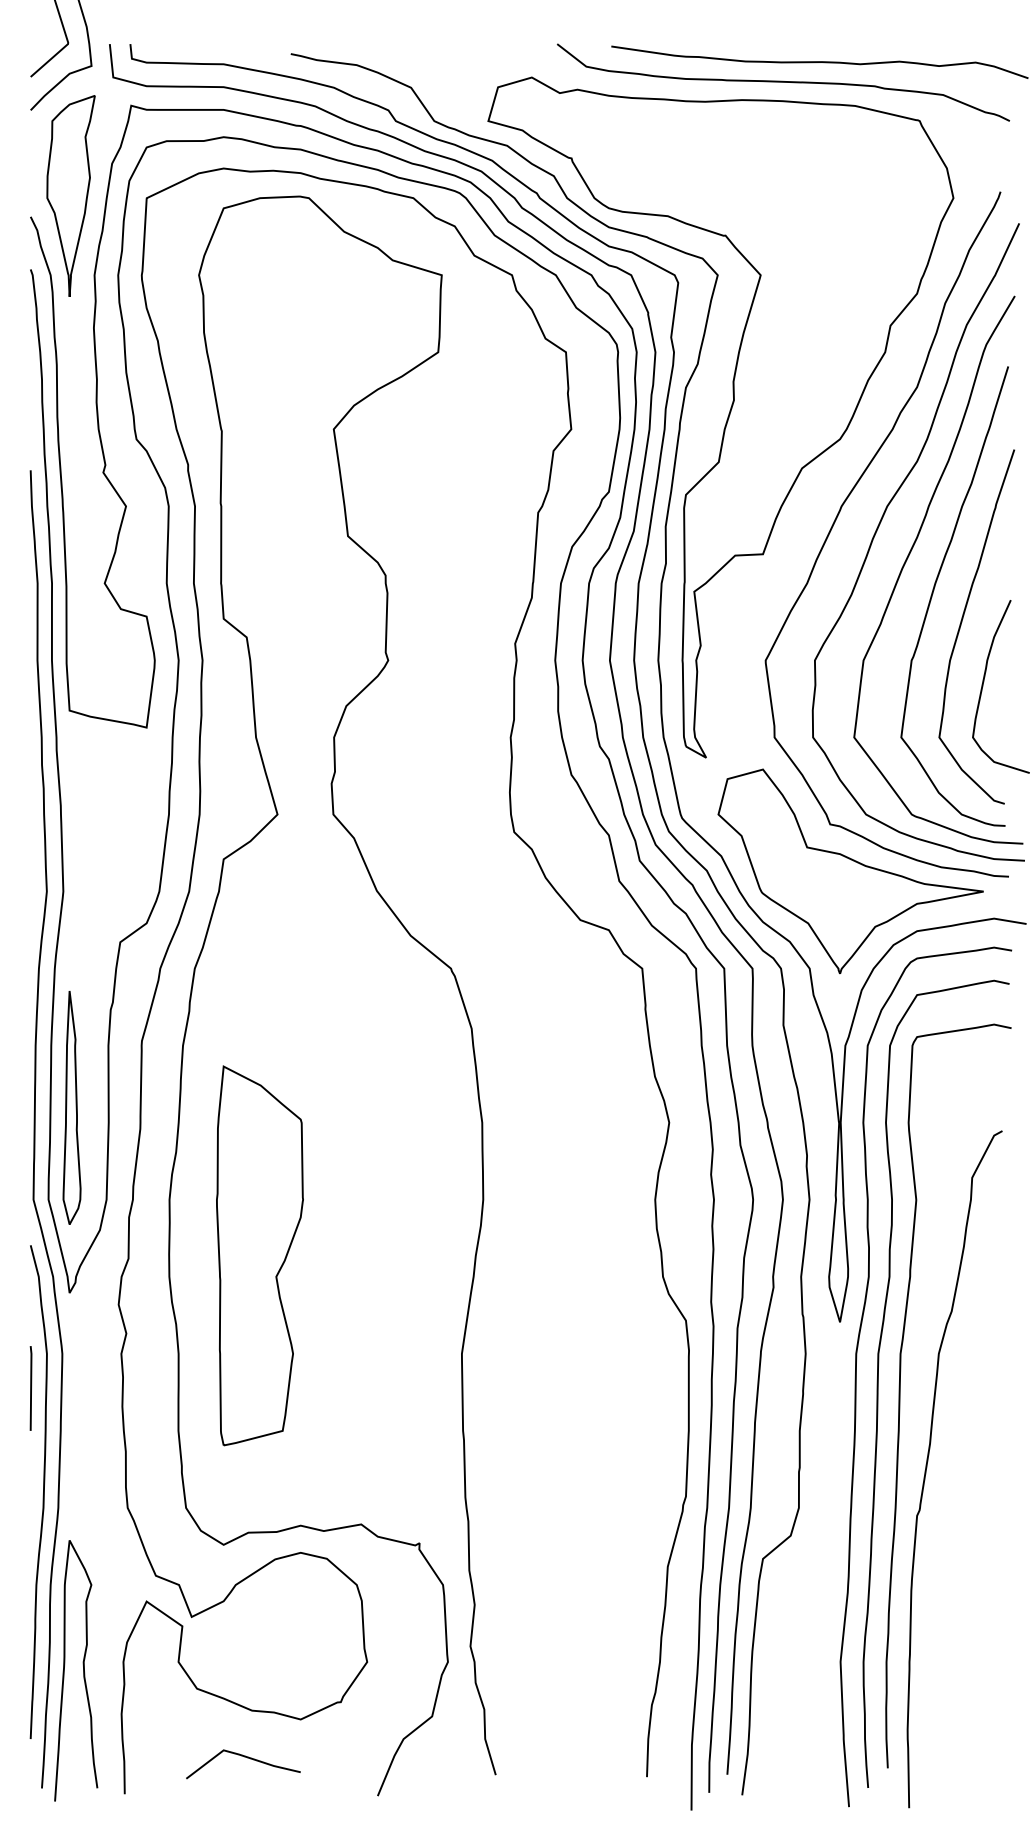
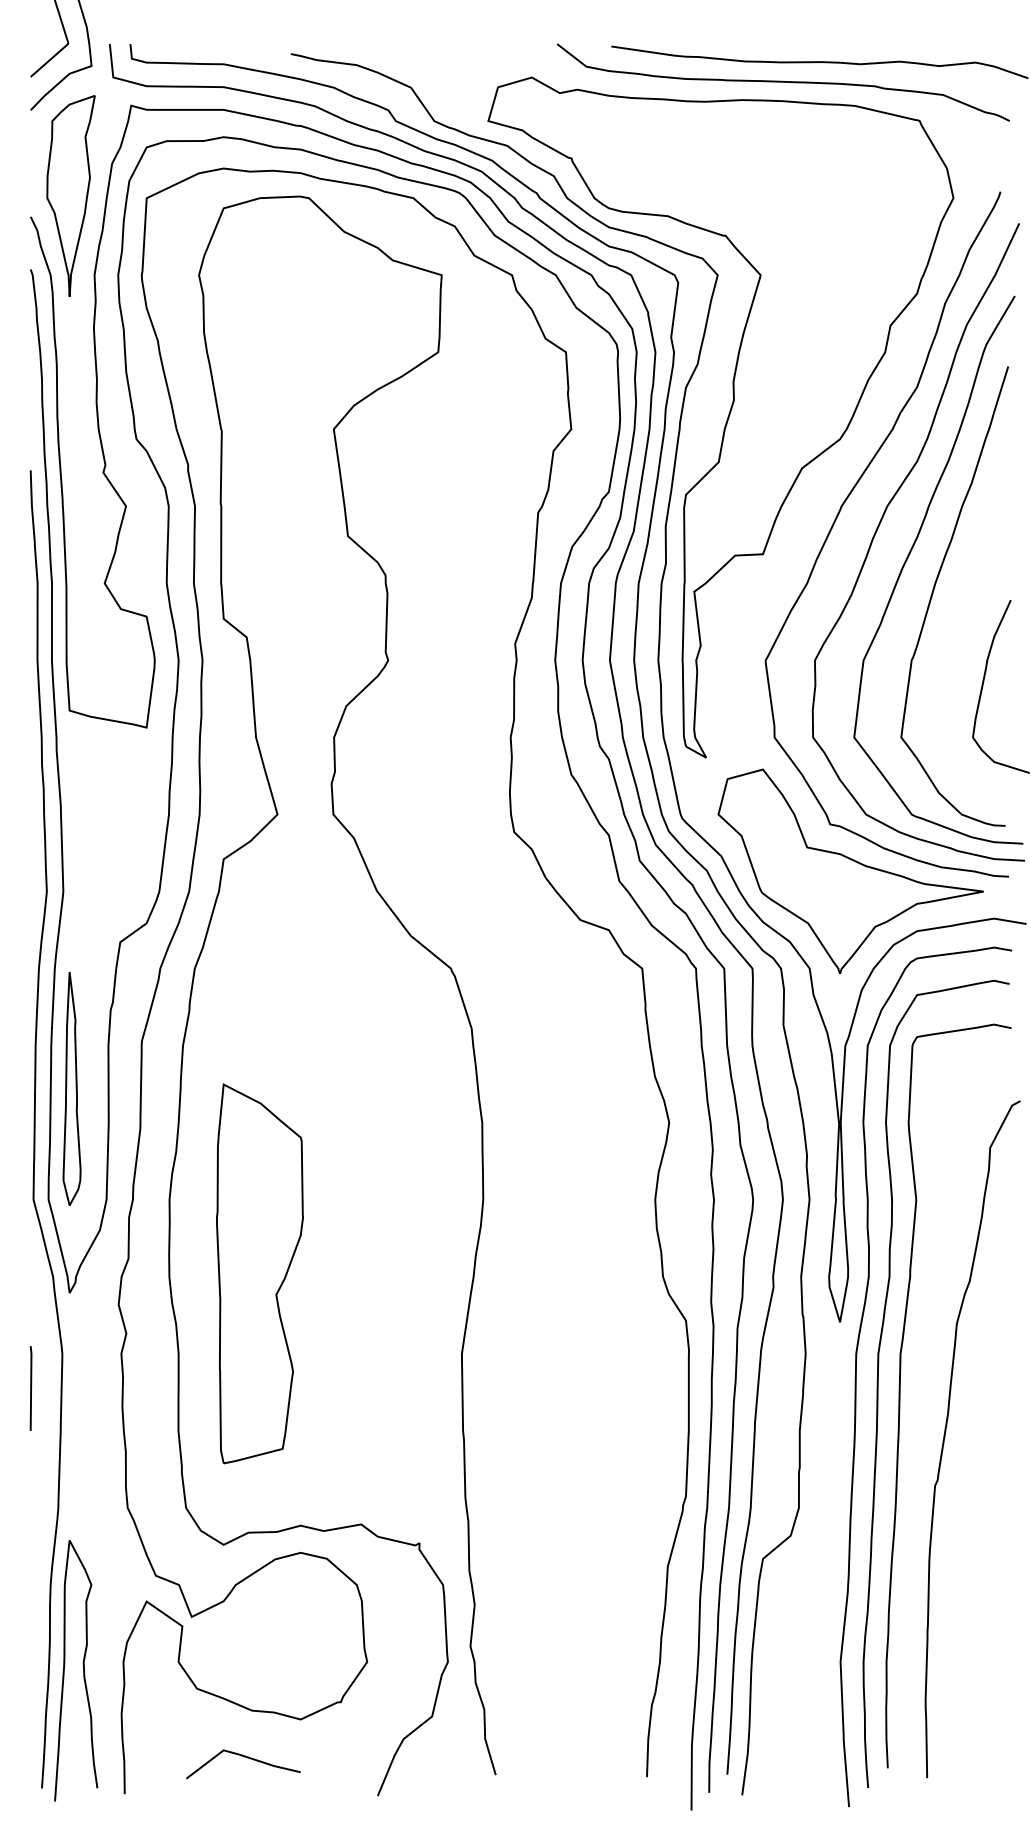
curve: present -> none (962, 622)
part position: (71, 1107) -> (71, 1088) (71, 1088)
part position: (259, 1255) -> (259, 1273) (259, 1273)
curve position: (927, 1467) -> (945, 1437) (945, 1437)
curve: present -> none (43, 1491)
